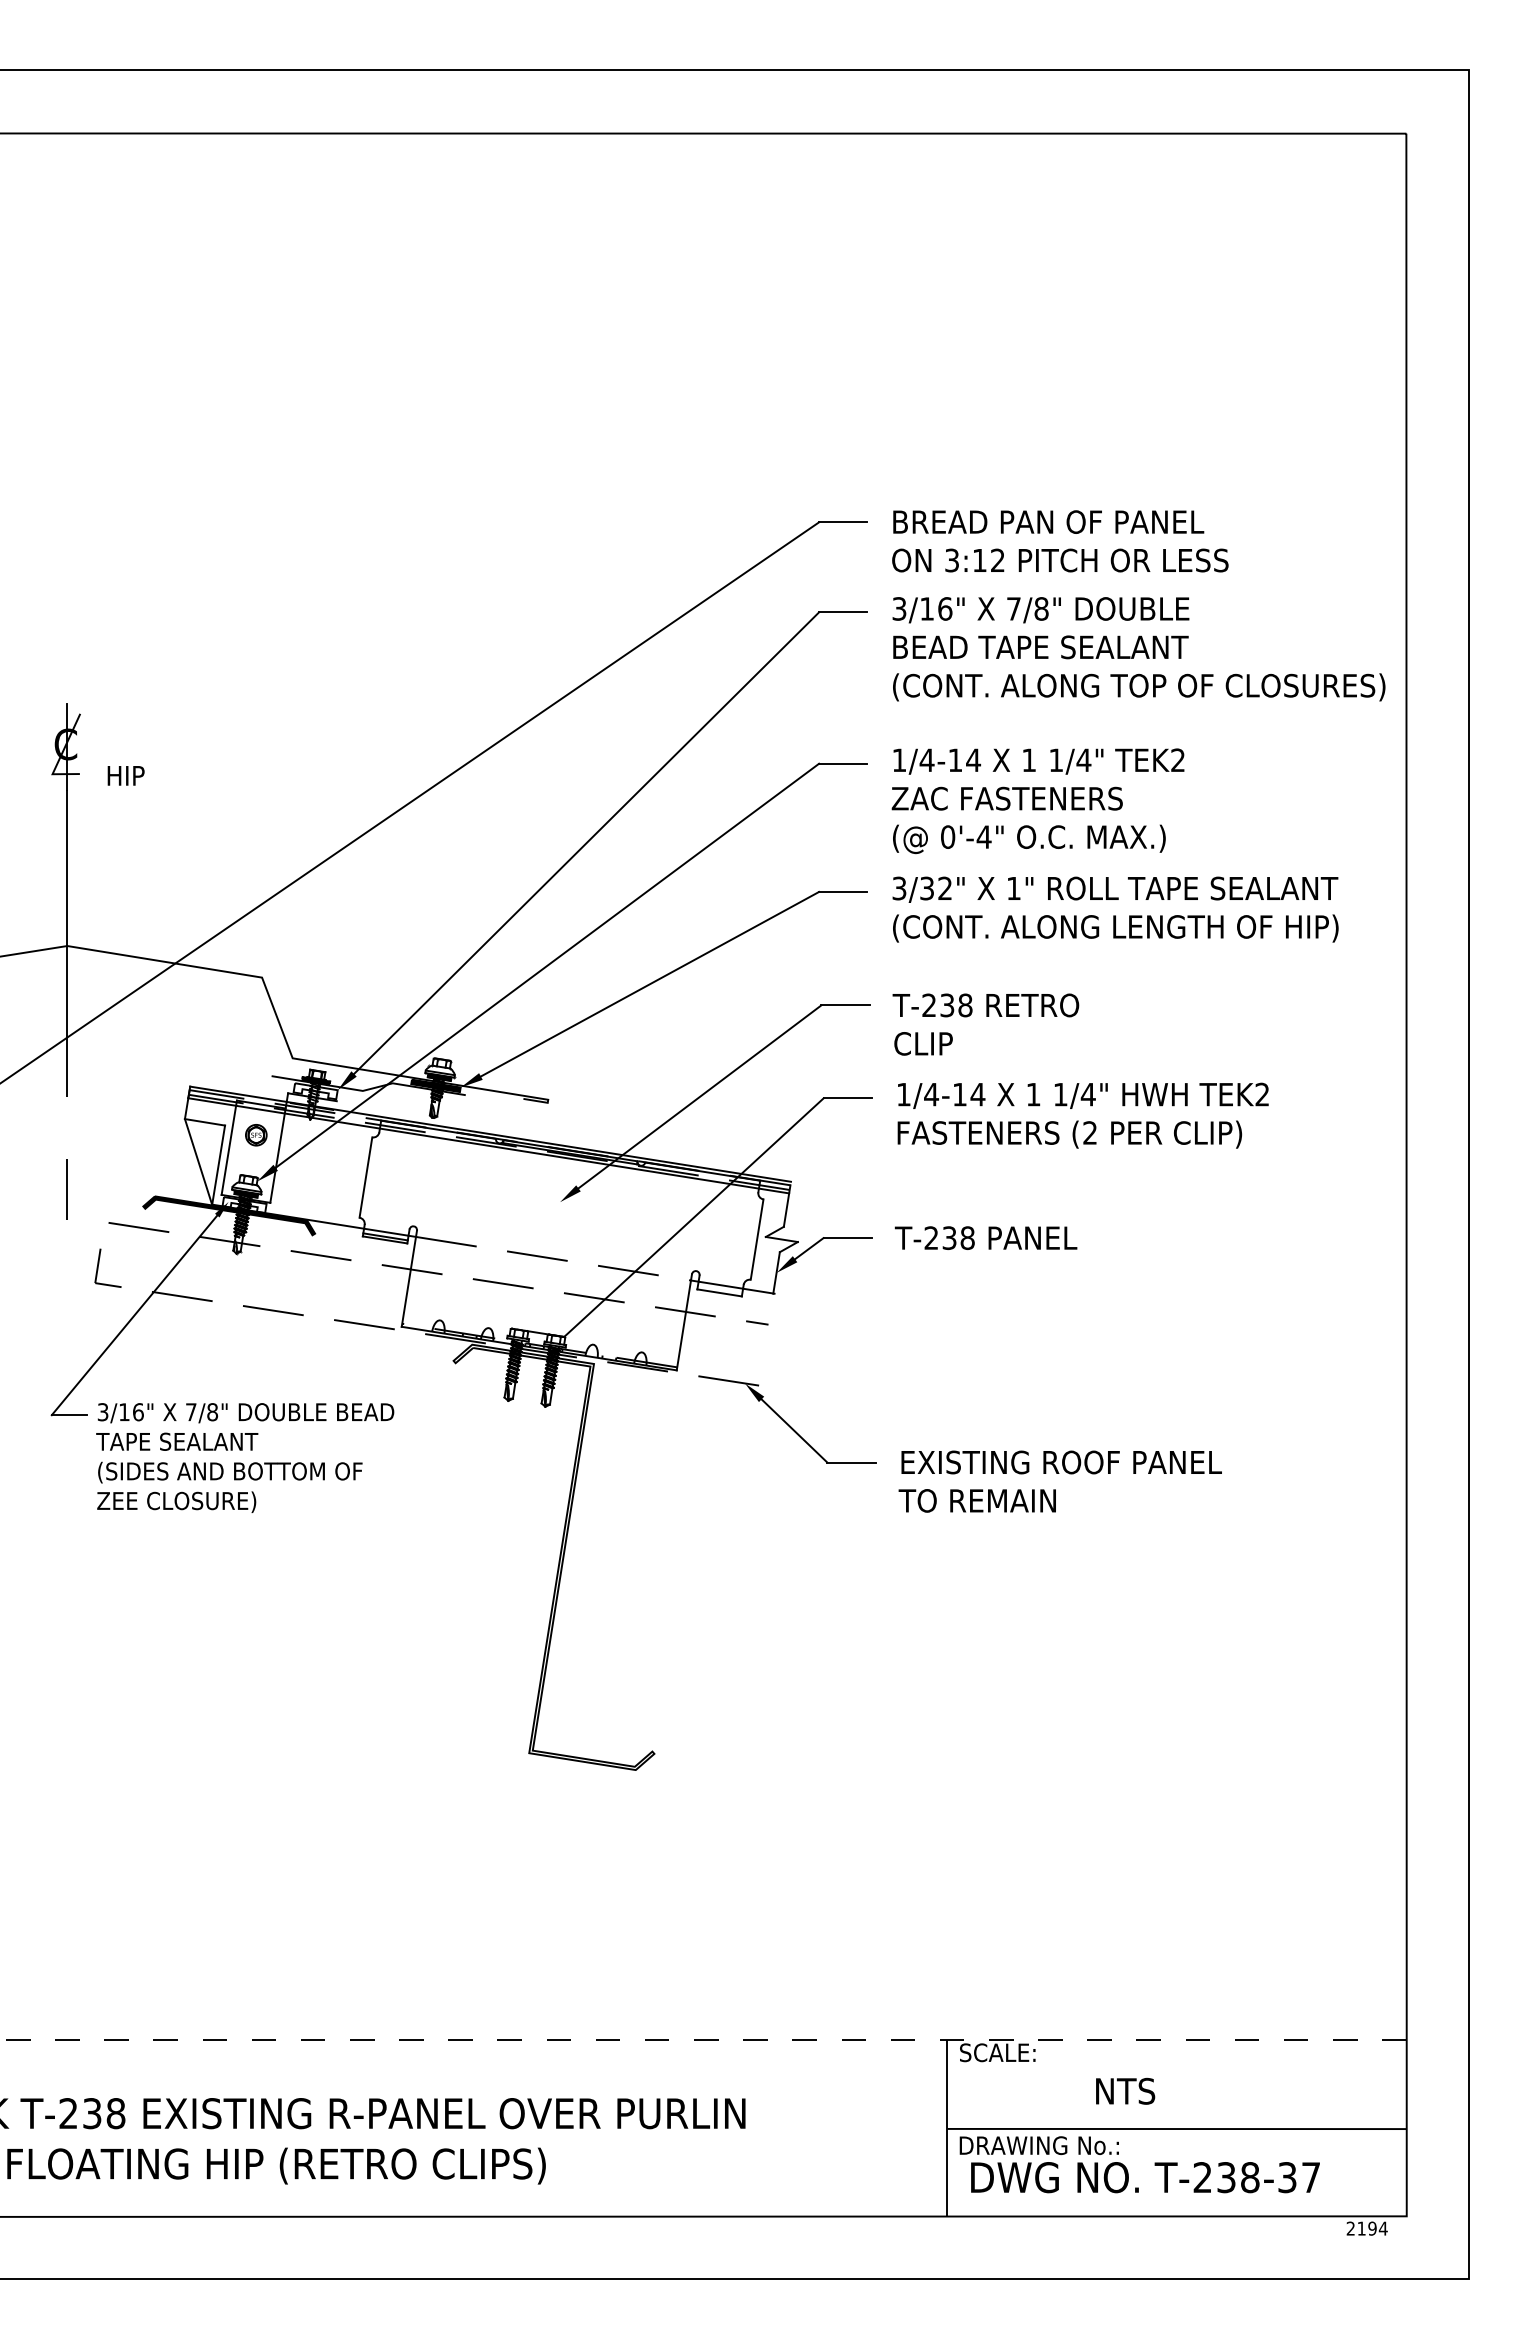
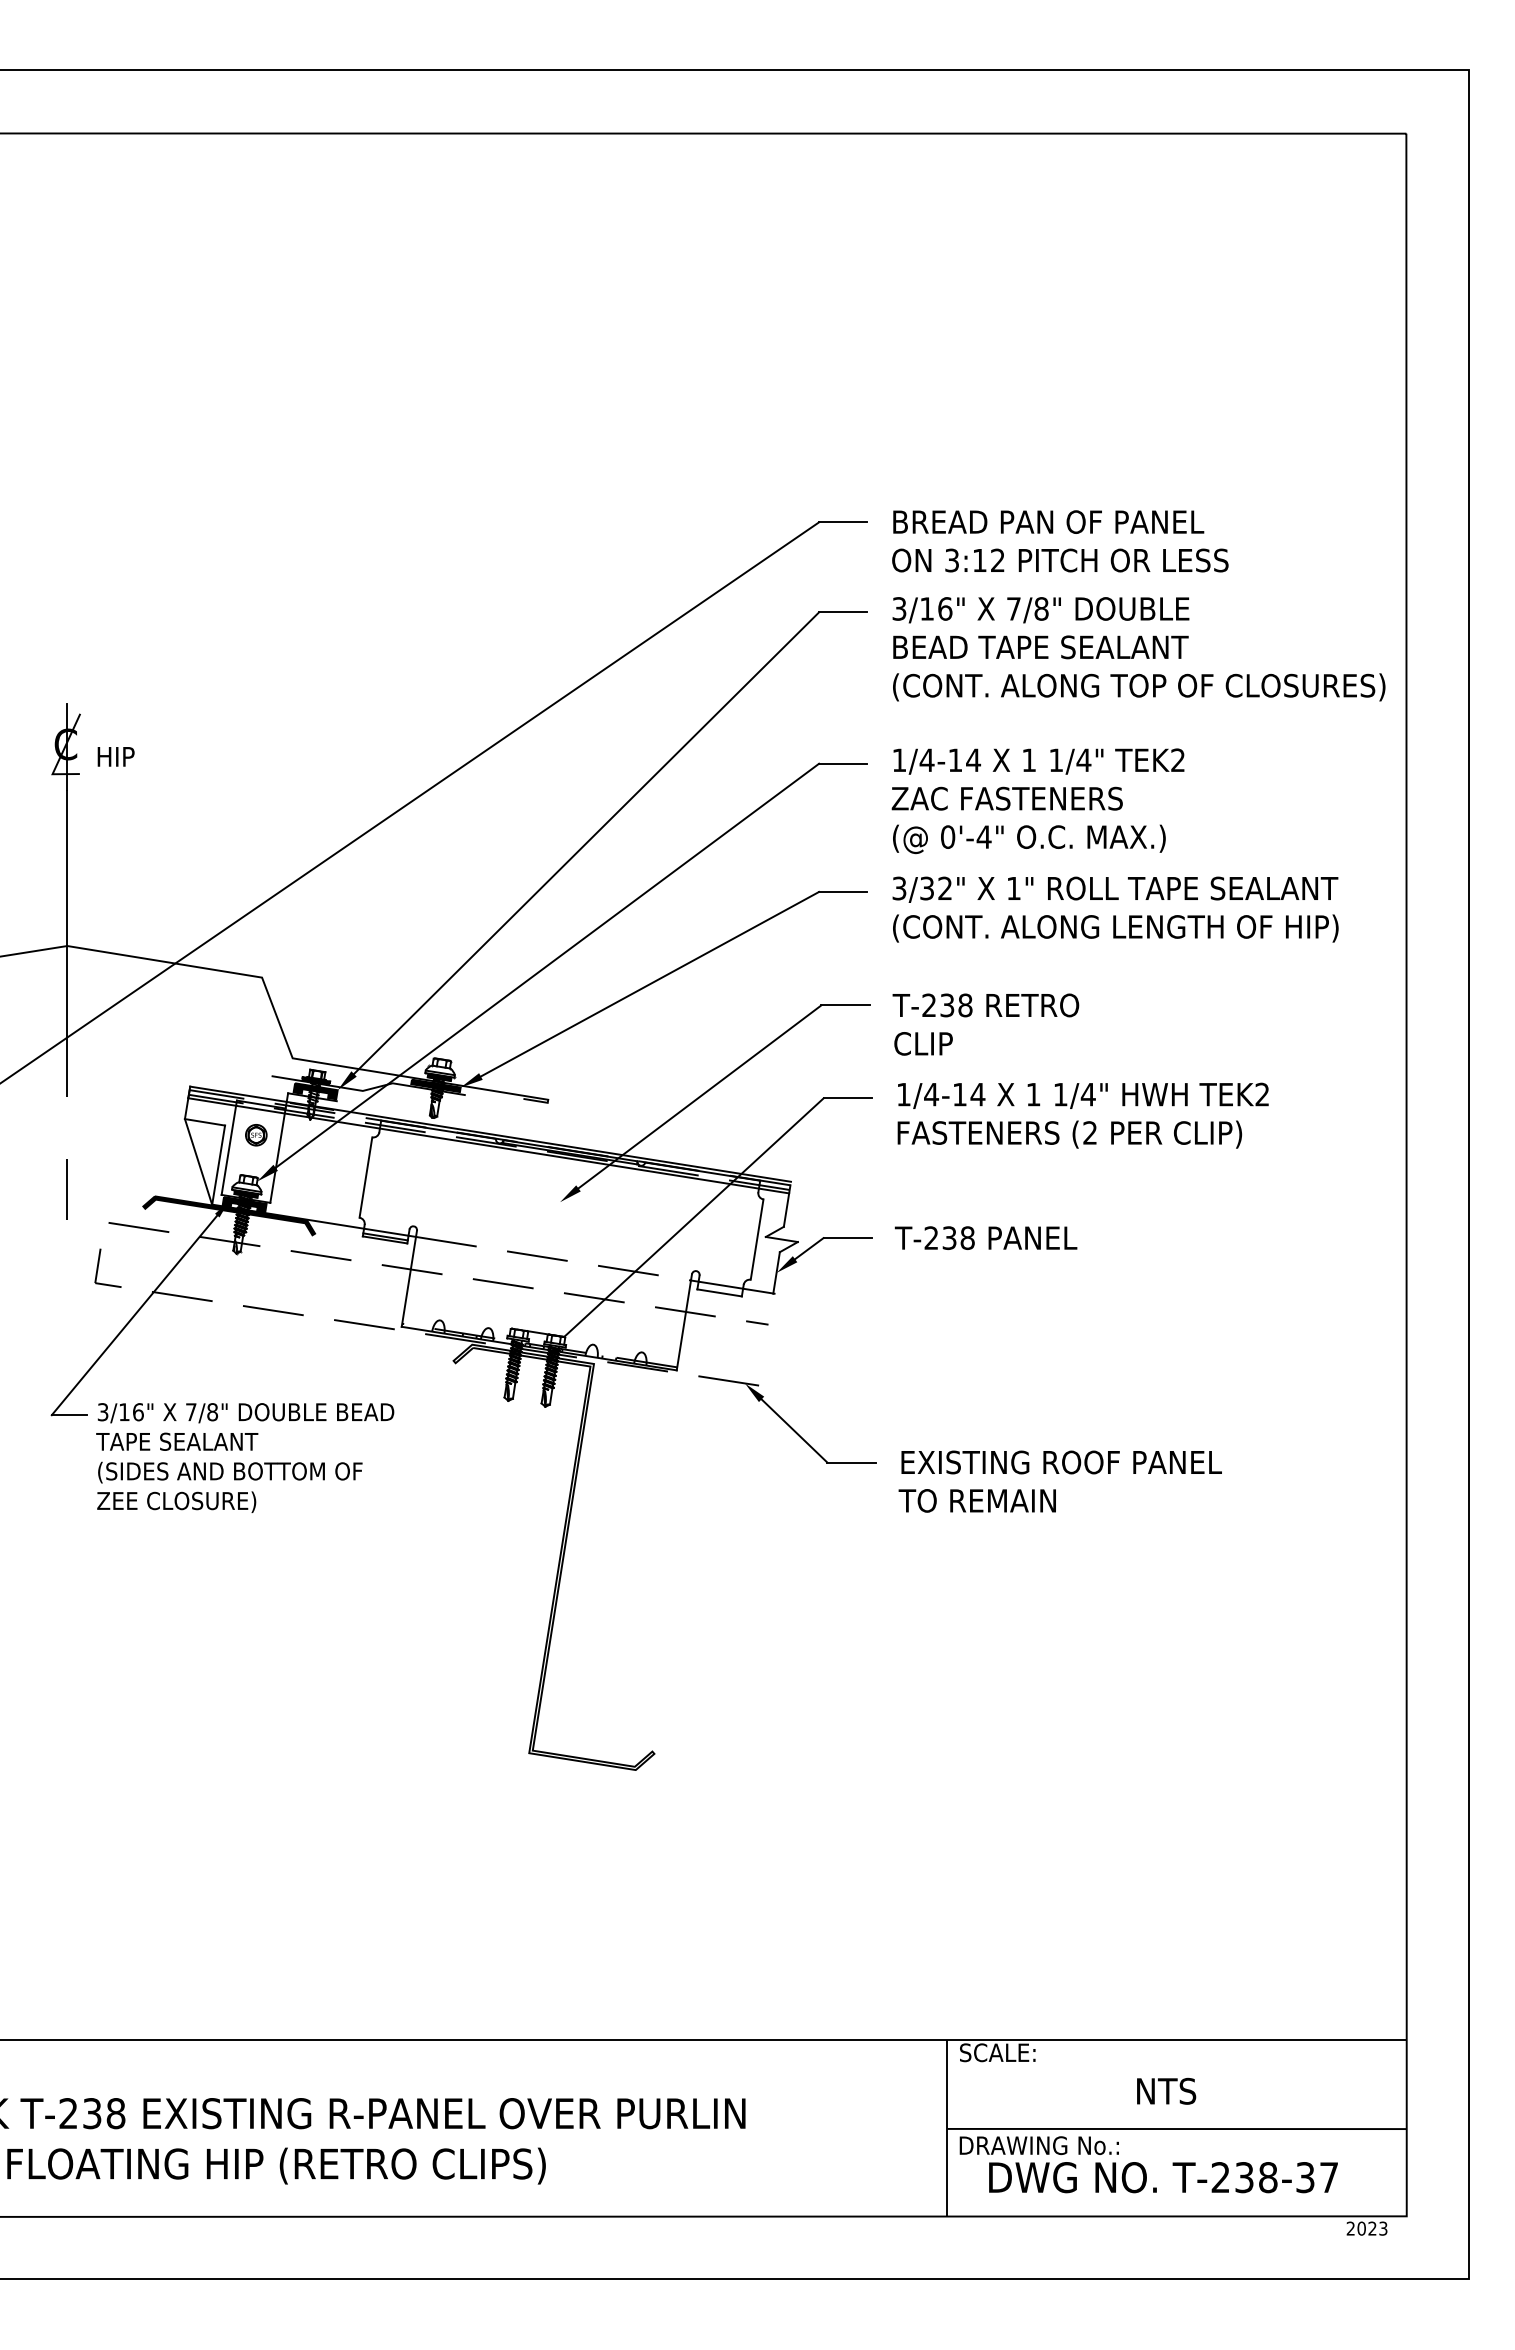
text position: (125, 775) -> (115, 756) (115, 756)
fill: none -> present (315, 1091)
fill: none -> present (244, 1205)
line: dashed -> solid (703, 2040)
text position: (1125, 2090) -> (1166, 2090) (1166, 2090)
text position: (1145, 2177) -> (1163, 2177) (1163, 2177)
text: 2194 -> 2023 (1372, 2228)
